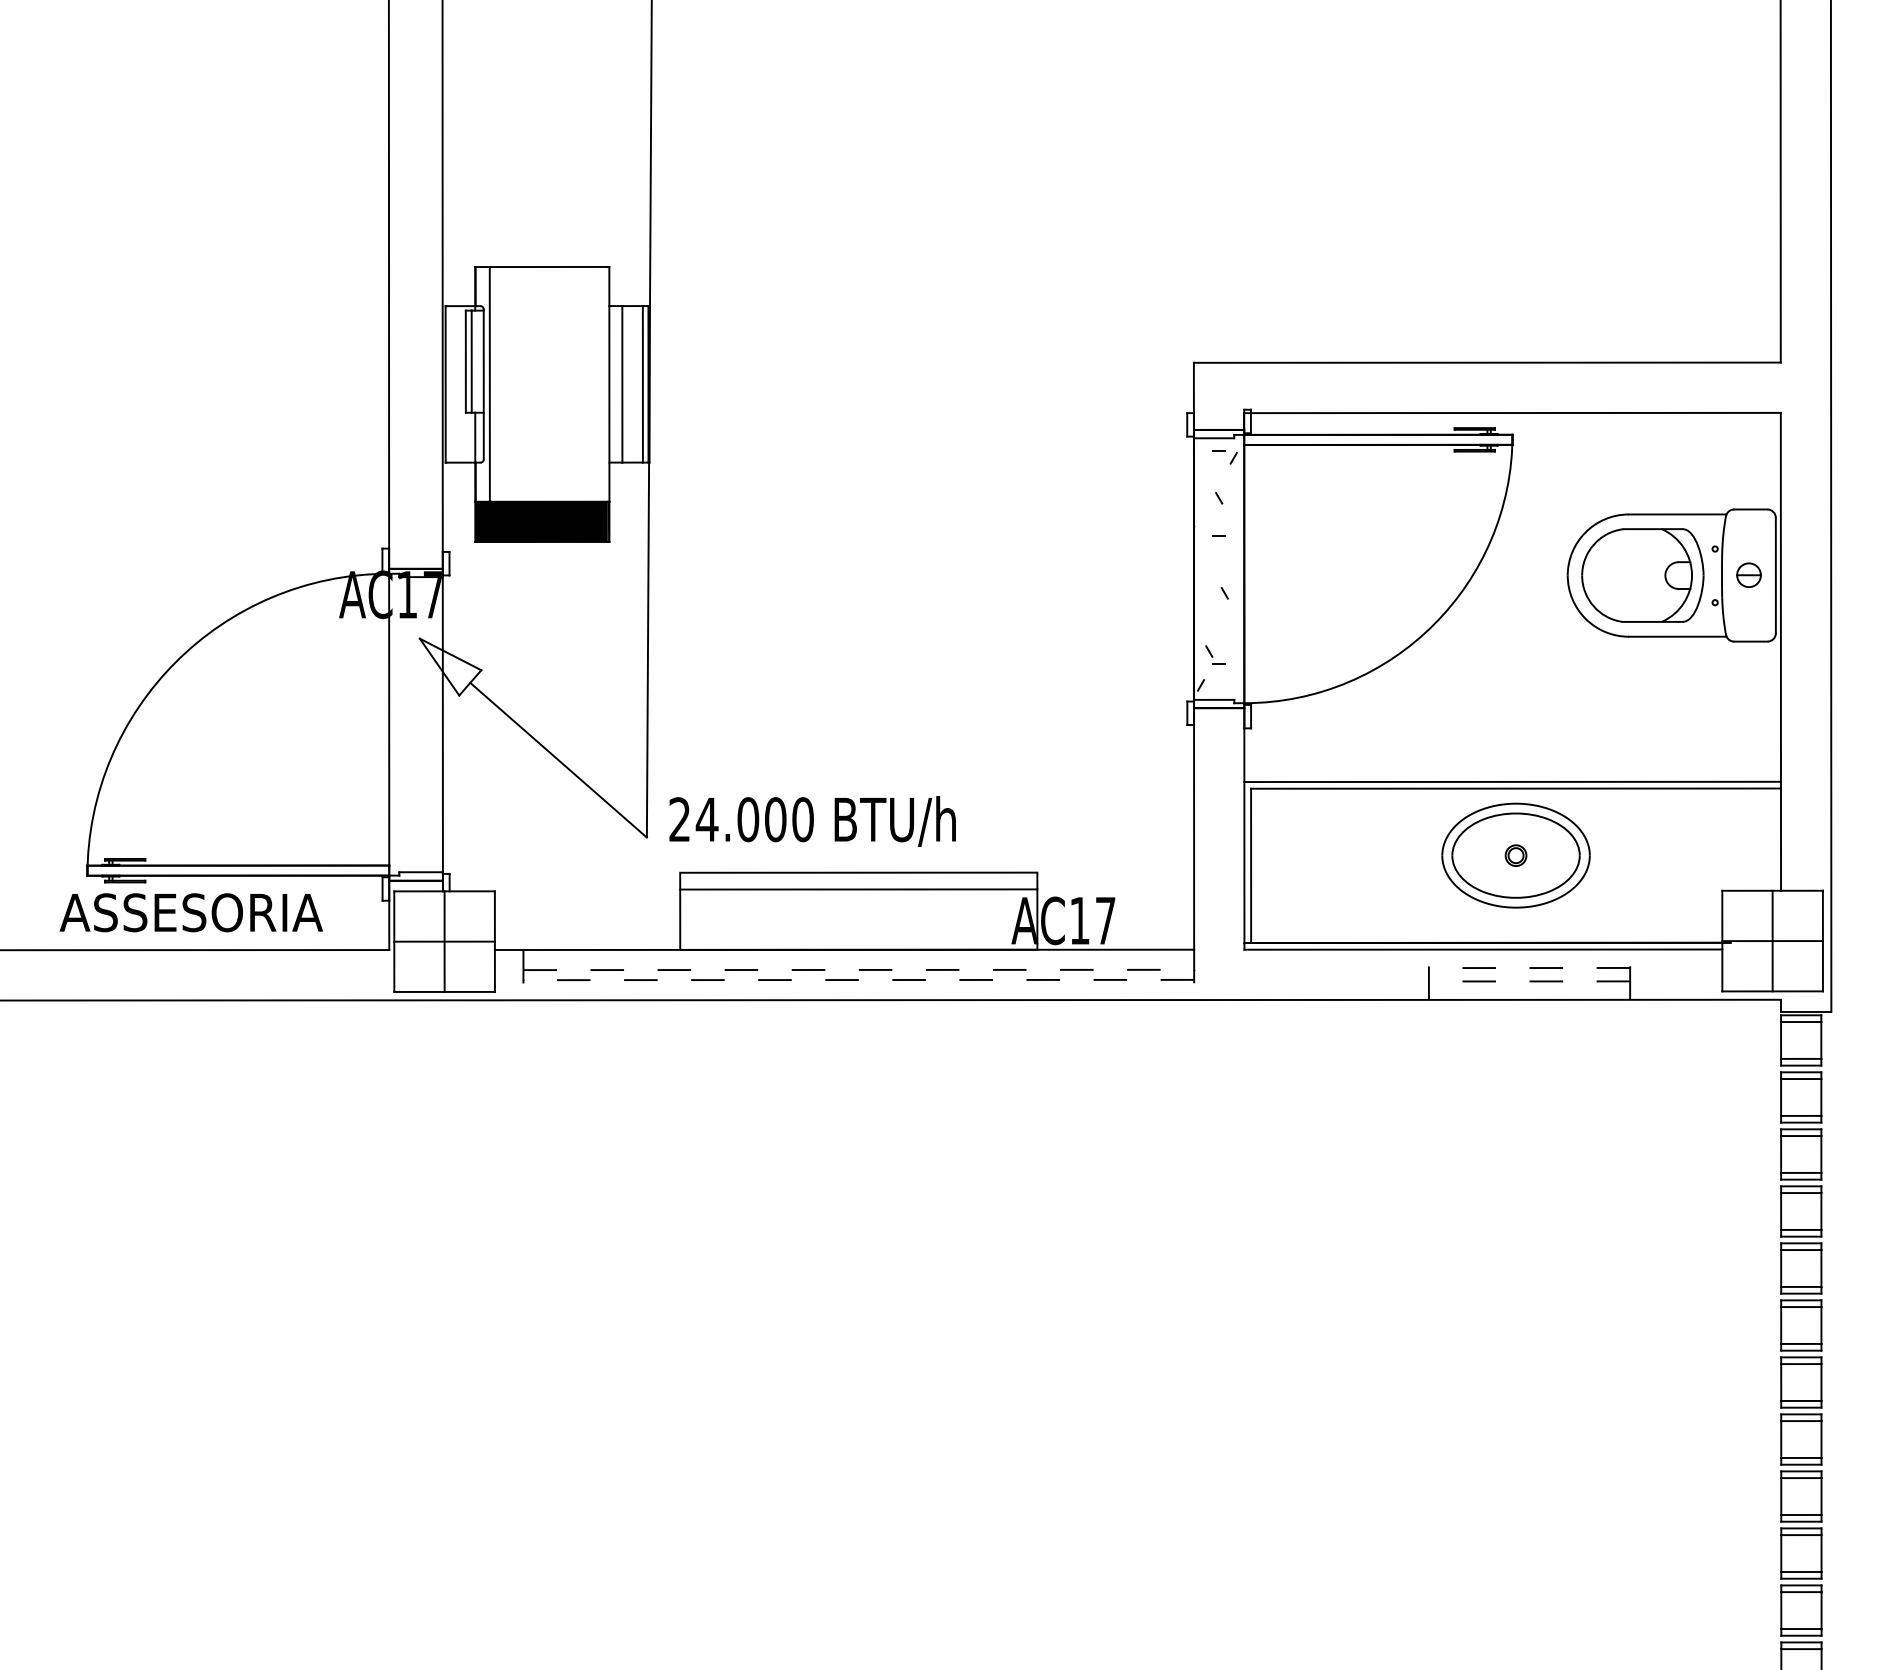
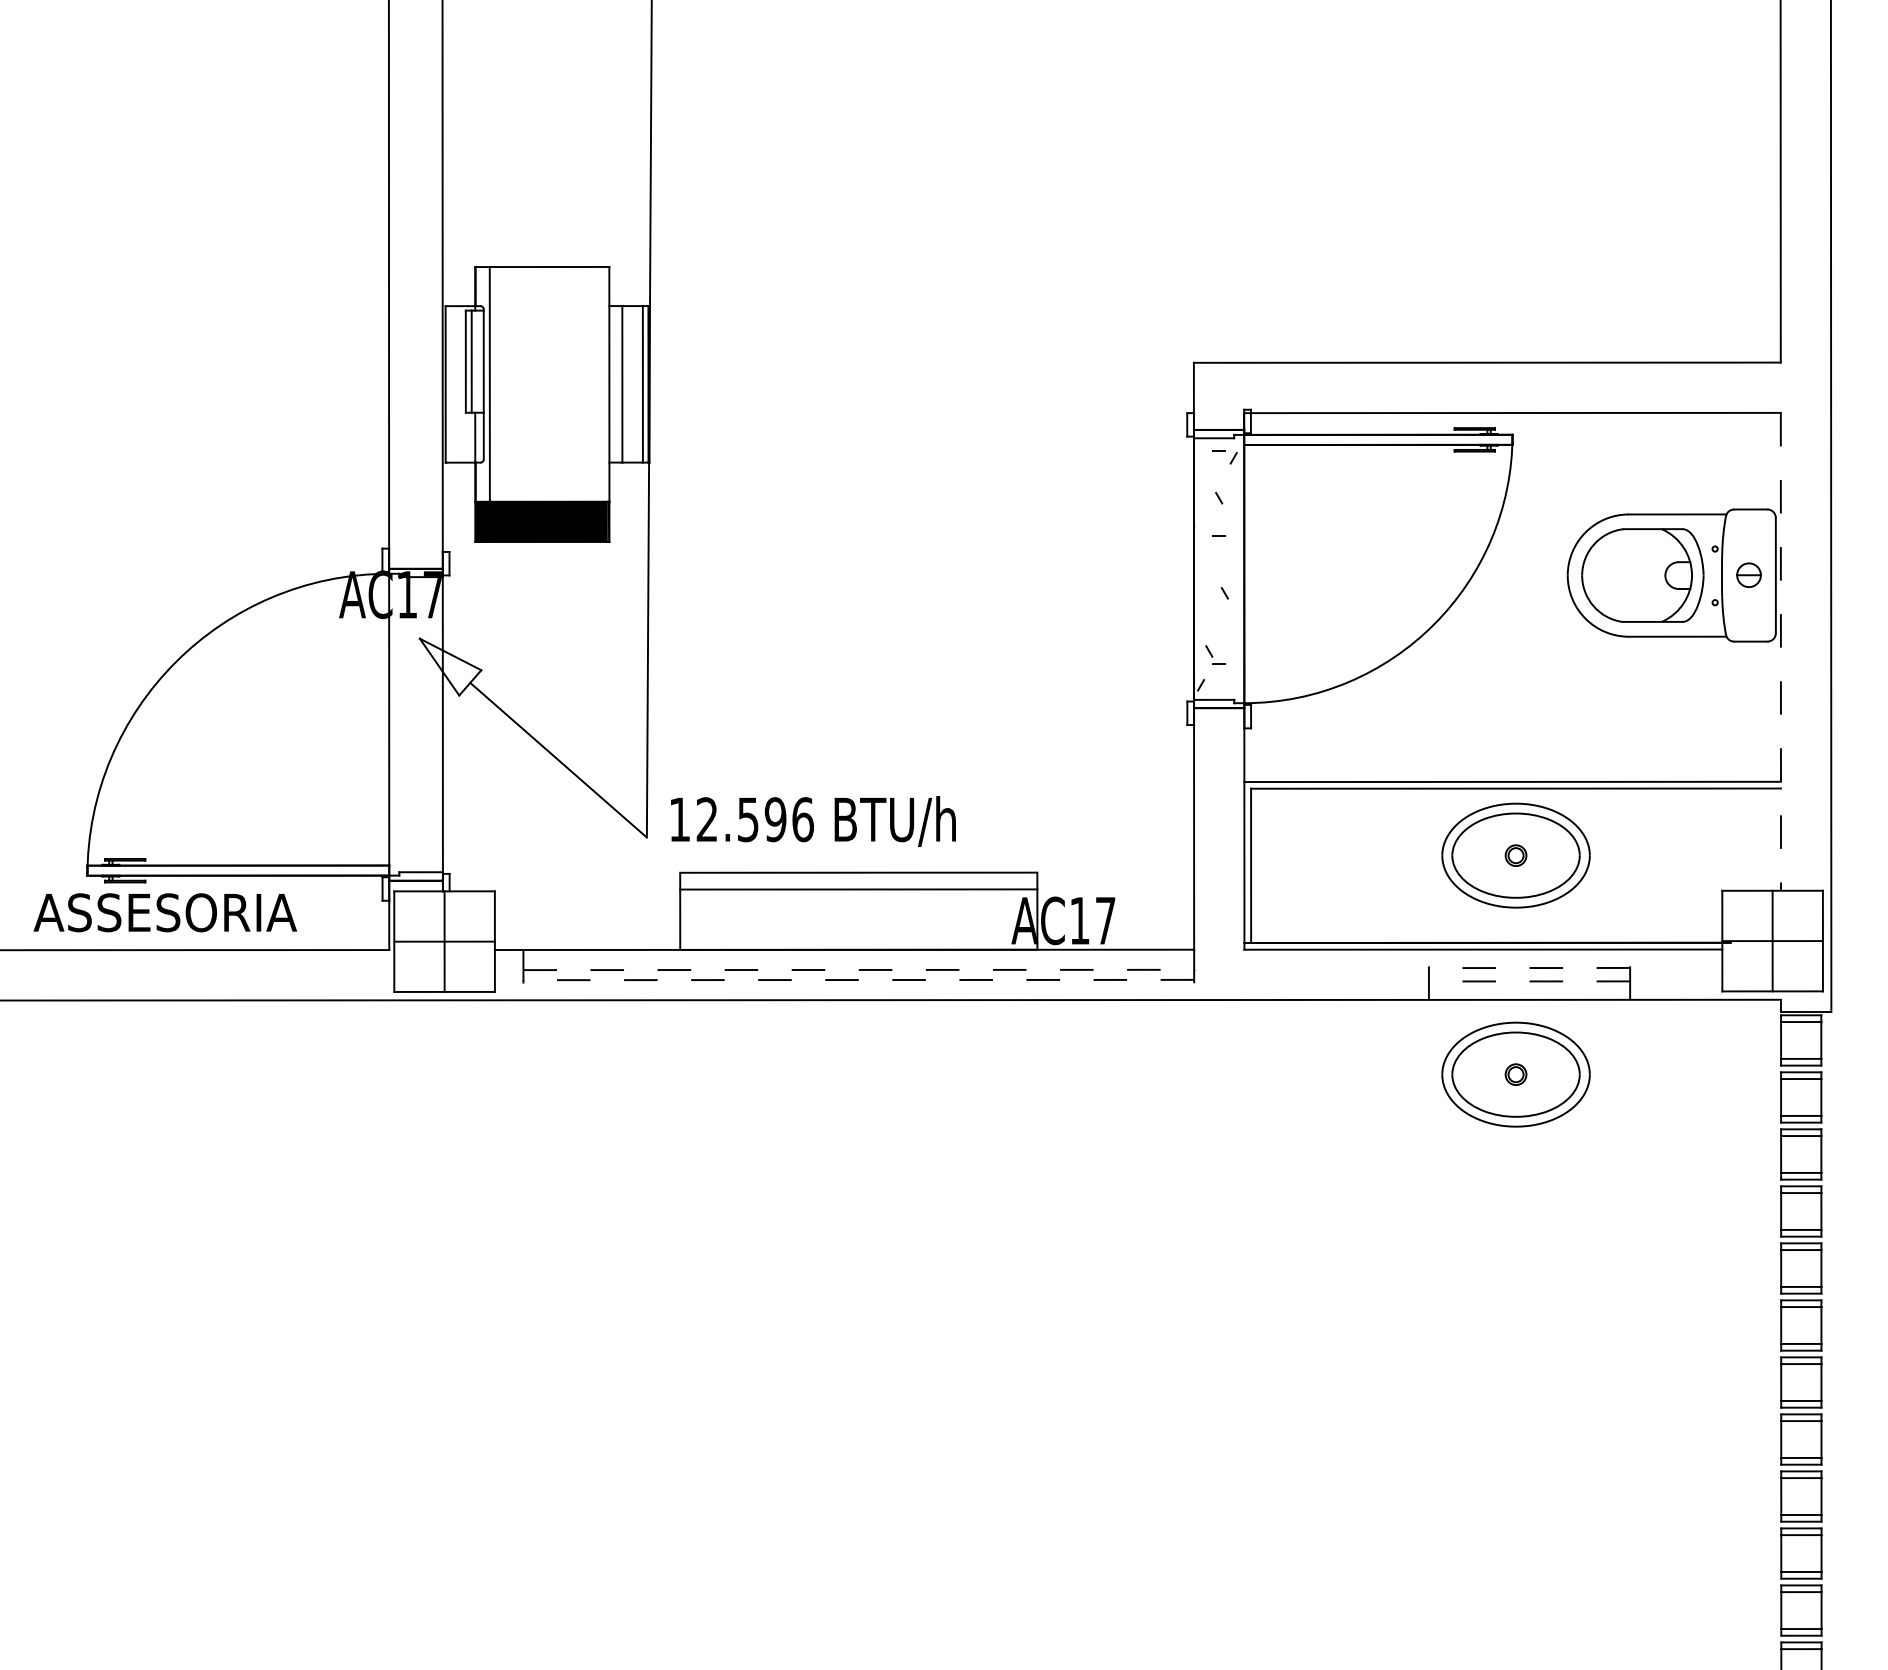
line: solid -> dashed (1780, 651)
text: 24.000 -> 12.596 (741, 819)
text position: (190, 912) -> (164, 912) (164, 912)
part: none -> present (1515, 1074)
